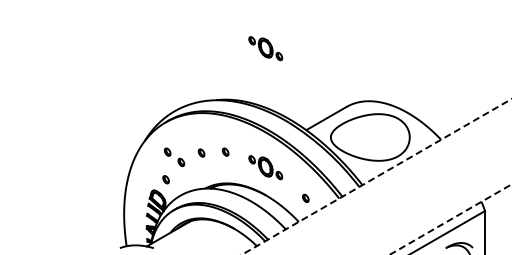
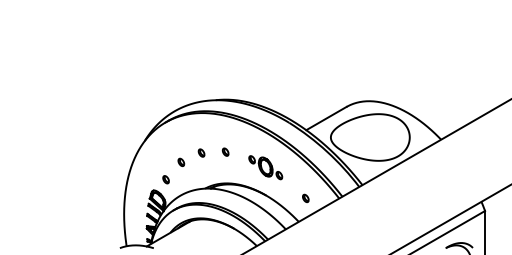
part: present -> none (265, 48)
part: present -> none (167, 151)
line: dashed -> solid (376, 177)
line: dashed -> solid (450, 219)
